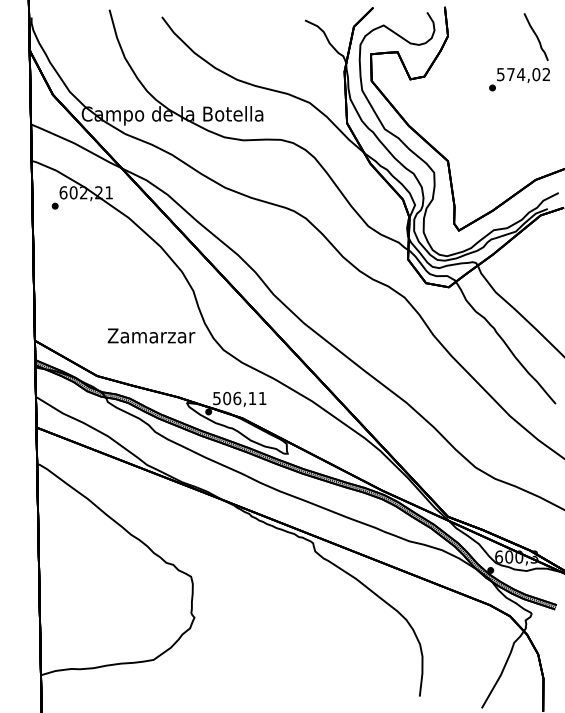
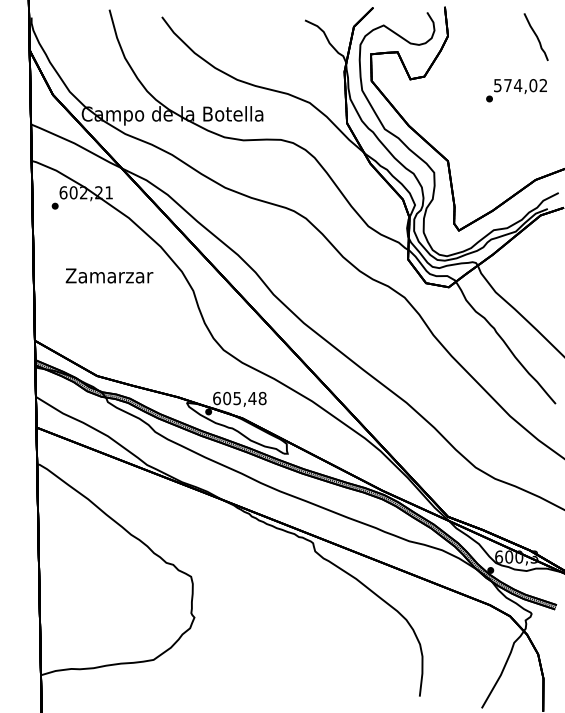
text position: (519, 79) -> (516, 90) (516, 90)
text position: (151, 335) -> (109, 275) (109, 275)
text: 506,11 -> 605,48 (239, 398)
